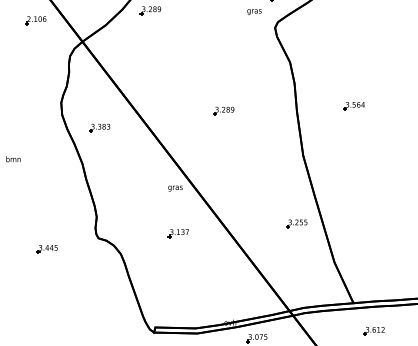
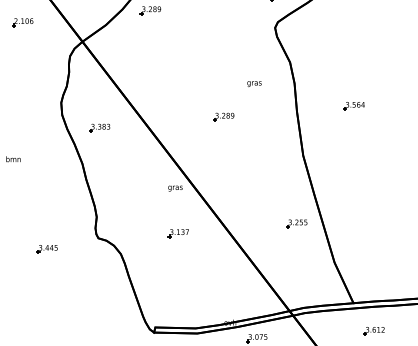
text position: (254, 12) -> (254, 84) (254, 84)
part position: (35, 20) -> (22, 22) (22, 22)
part position: (223, 110) -> (223, 116) (223, 116)
